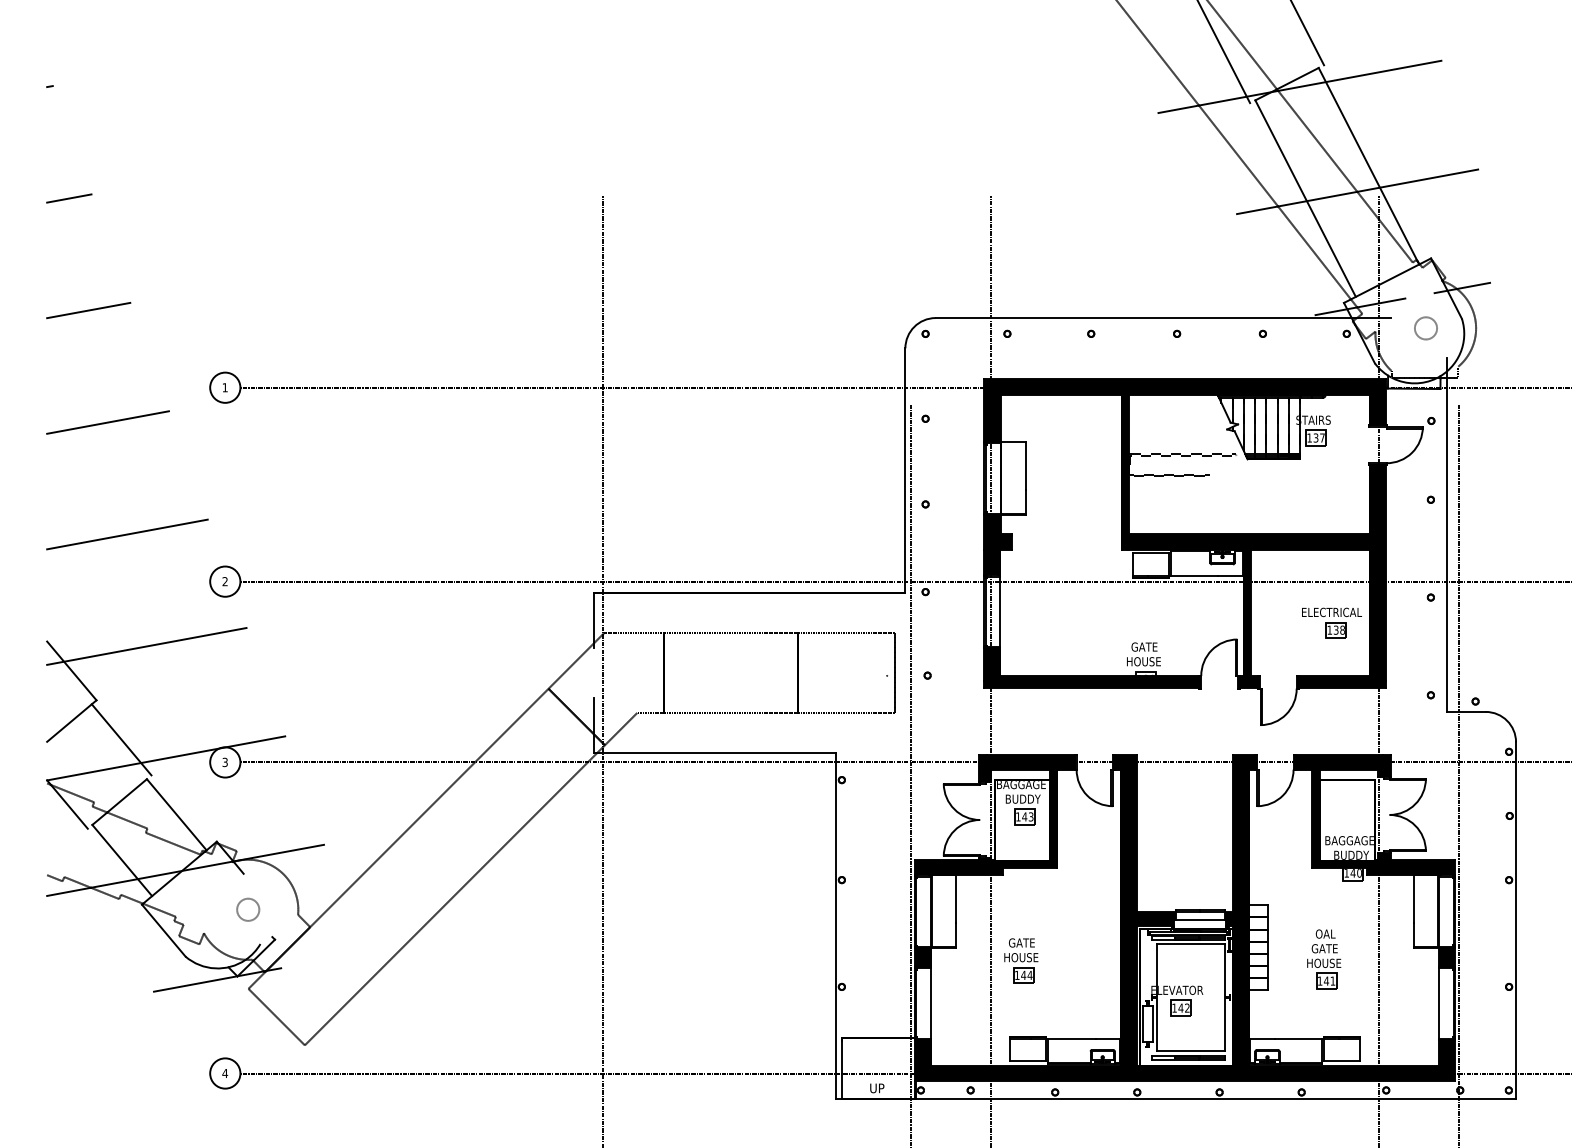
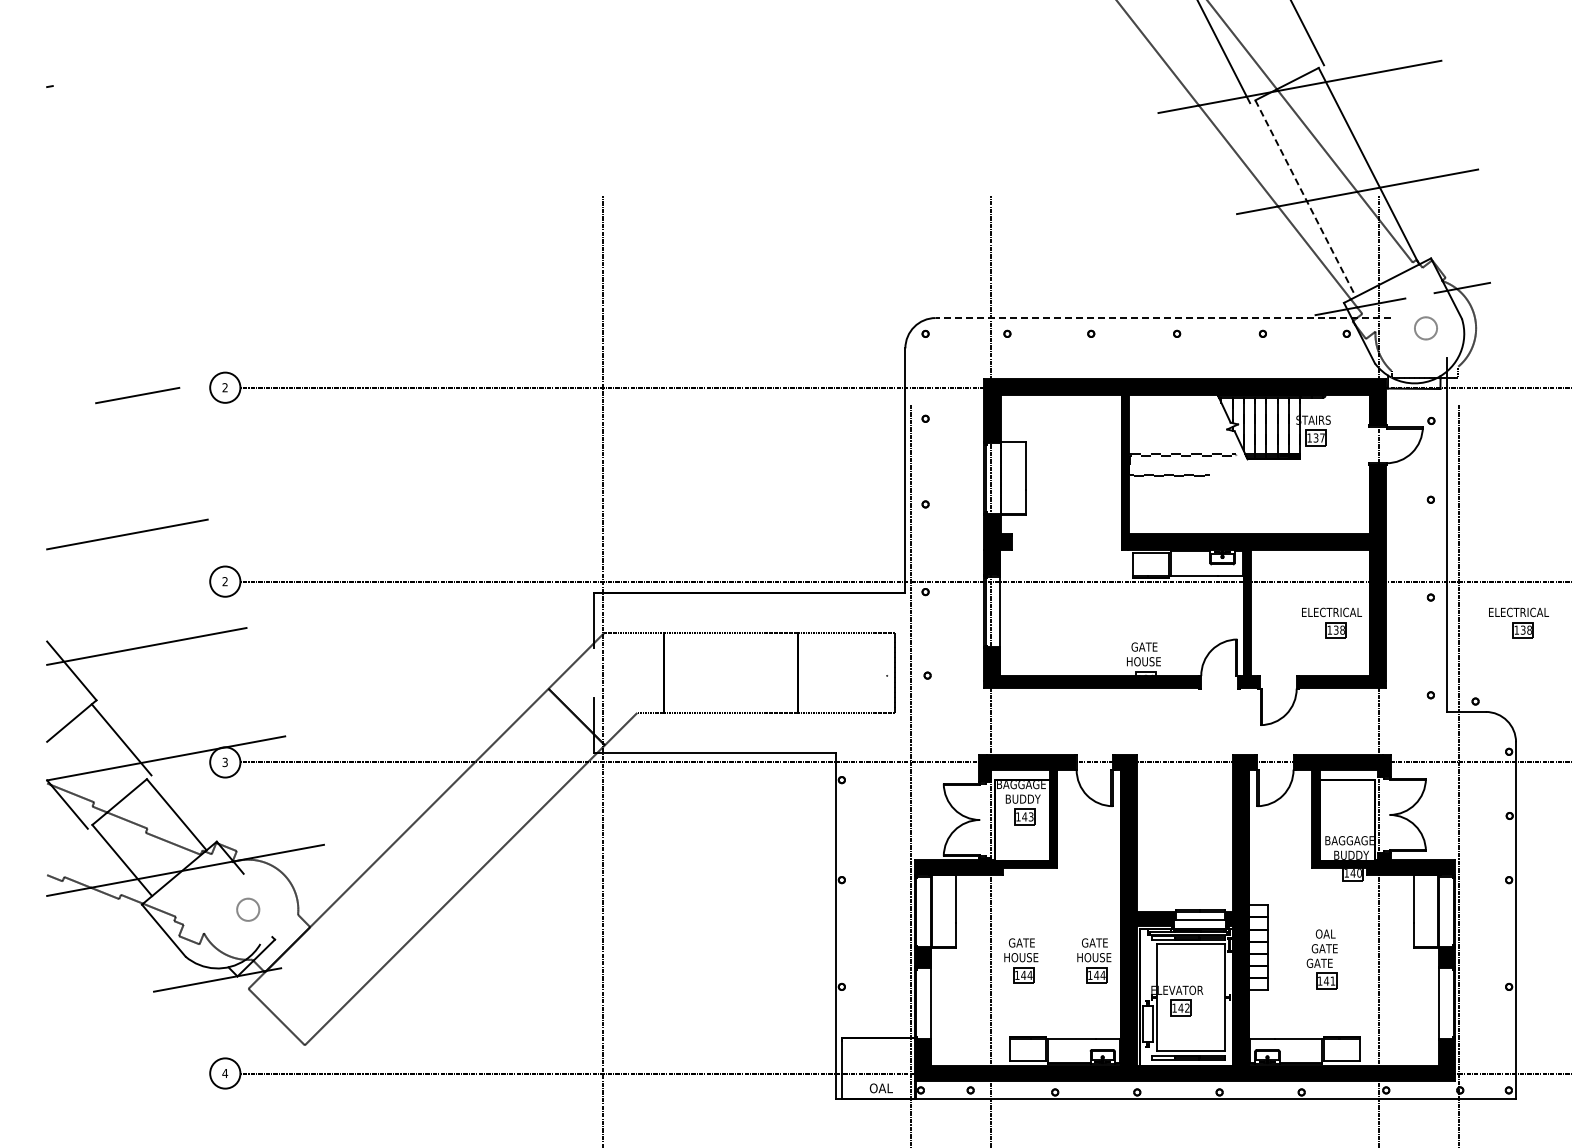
line: present -> none (69, 198)
line: solid -> dashed (1305, 199)
line position: (88, 310) -> (137, 395) (137, 395)
line: solid -> dashed (1163, 318)
text: 1 -> 2 (224, 387)
line: present -> none (107, 422)
part: none -> present (1518, 622)
part: none -> present (1094, 960)
text: HOUSE -> GATE (1323, 962)
text: UP -> OAL (880, 1088)
